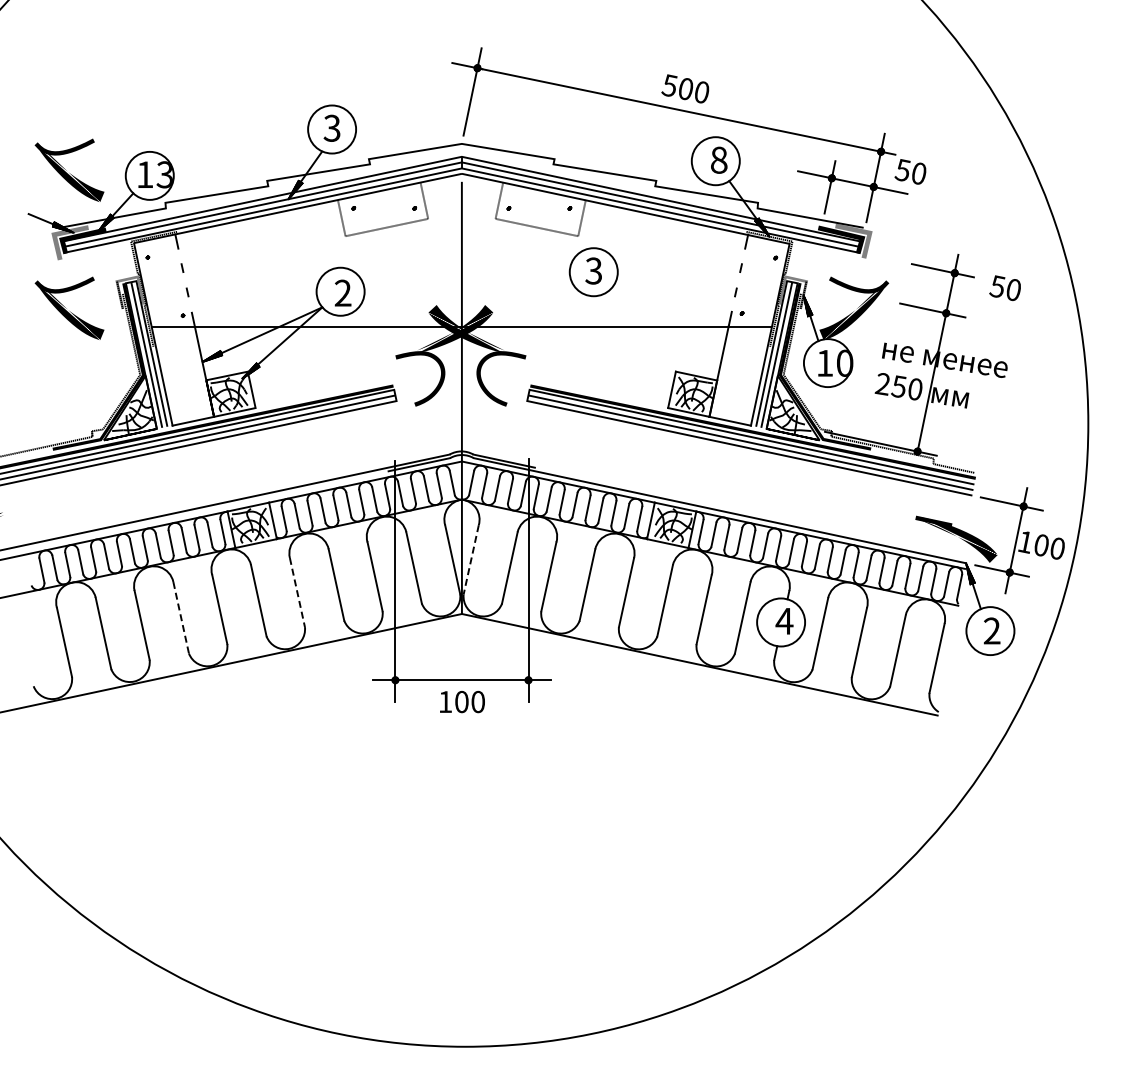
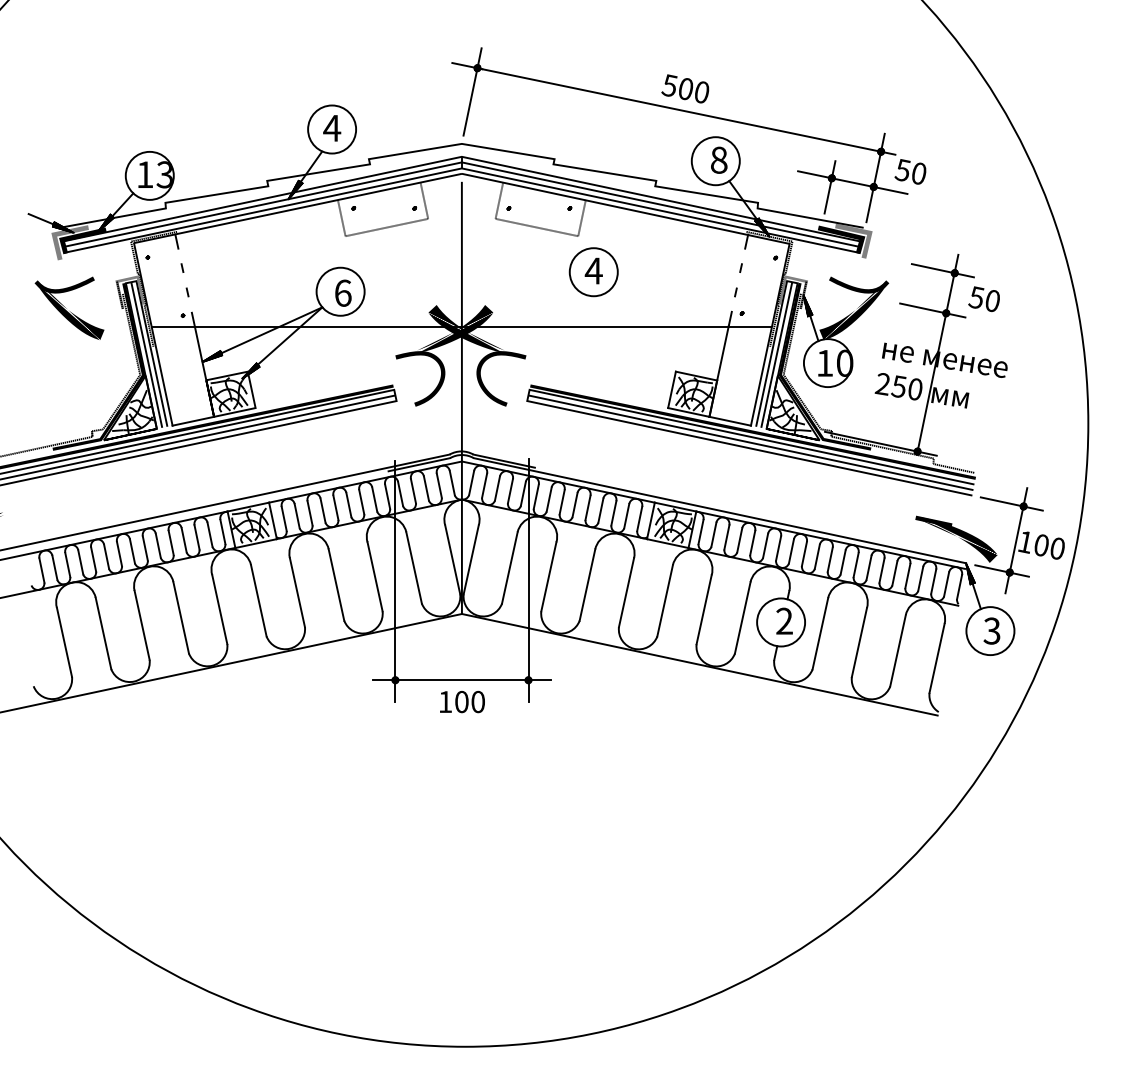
text: 3 -> 4 (332, 127)
part: present -> none (69, 169)
text: 3 -> 4 (593, 270)
text position: (1004, 287) -> (983, 298) (983, 298)
text: 2 -> 6 (342, 292)
line: dashed -> solid (471, 560)
line: dashed -> solid (297, 593)
line: dashed -> solid (181, 617)
text: 4 -> 2 (784, 620)
text: 2 -> 3 (991, 631)
